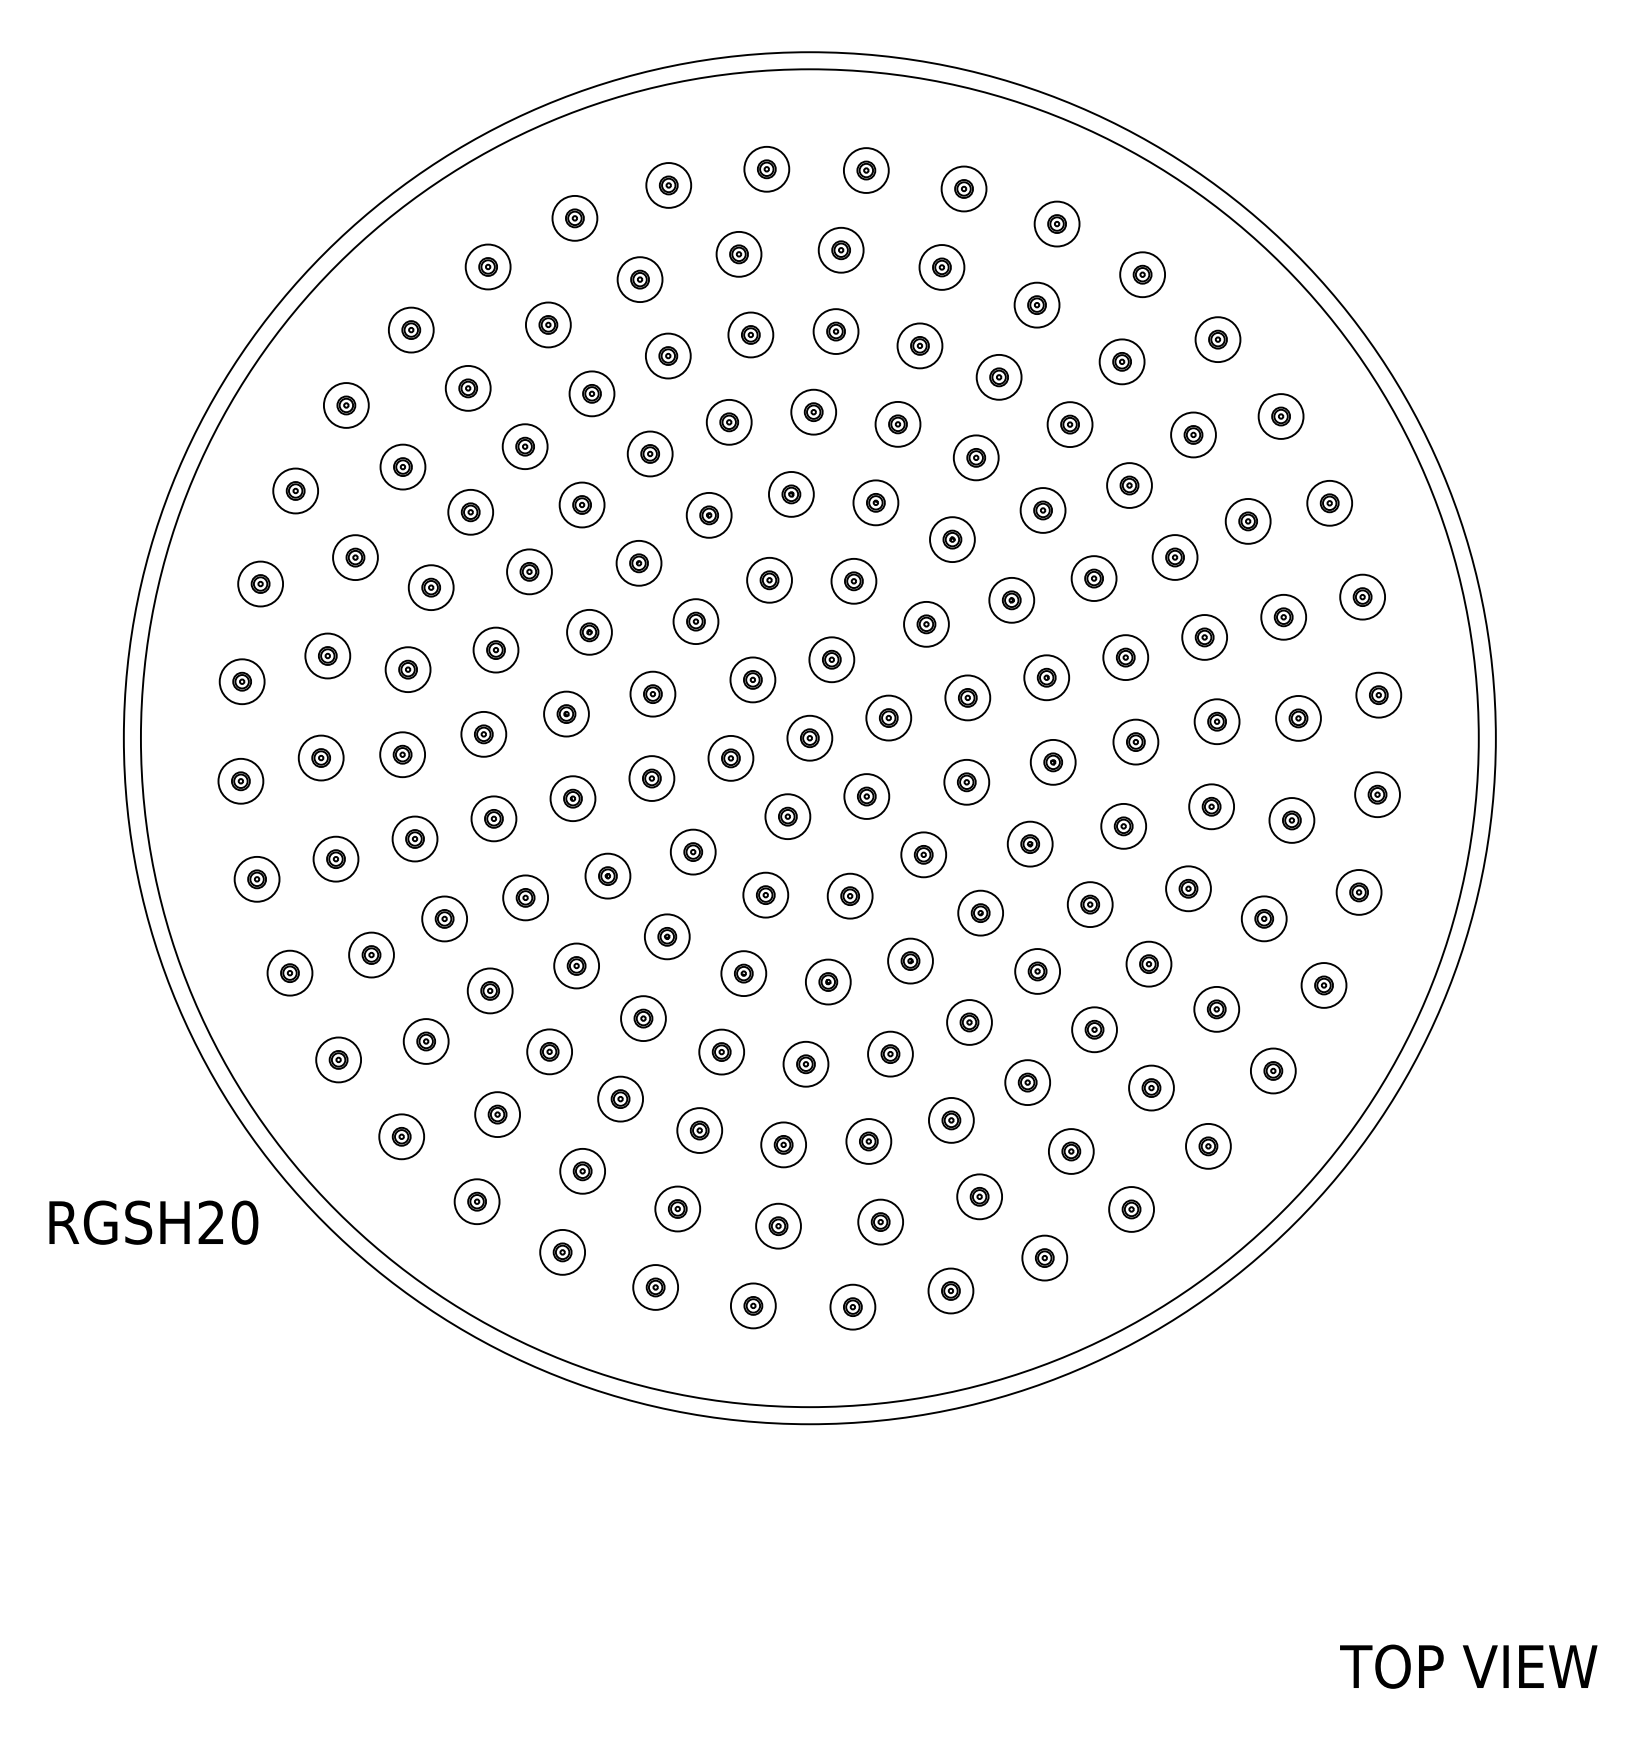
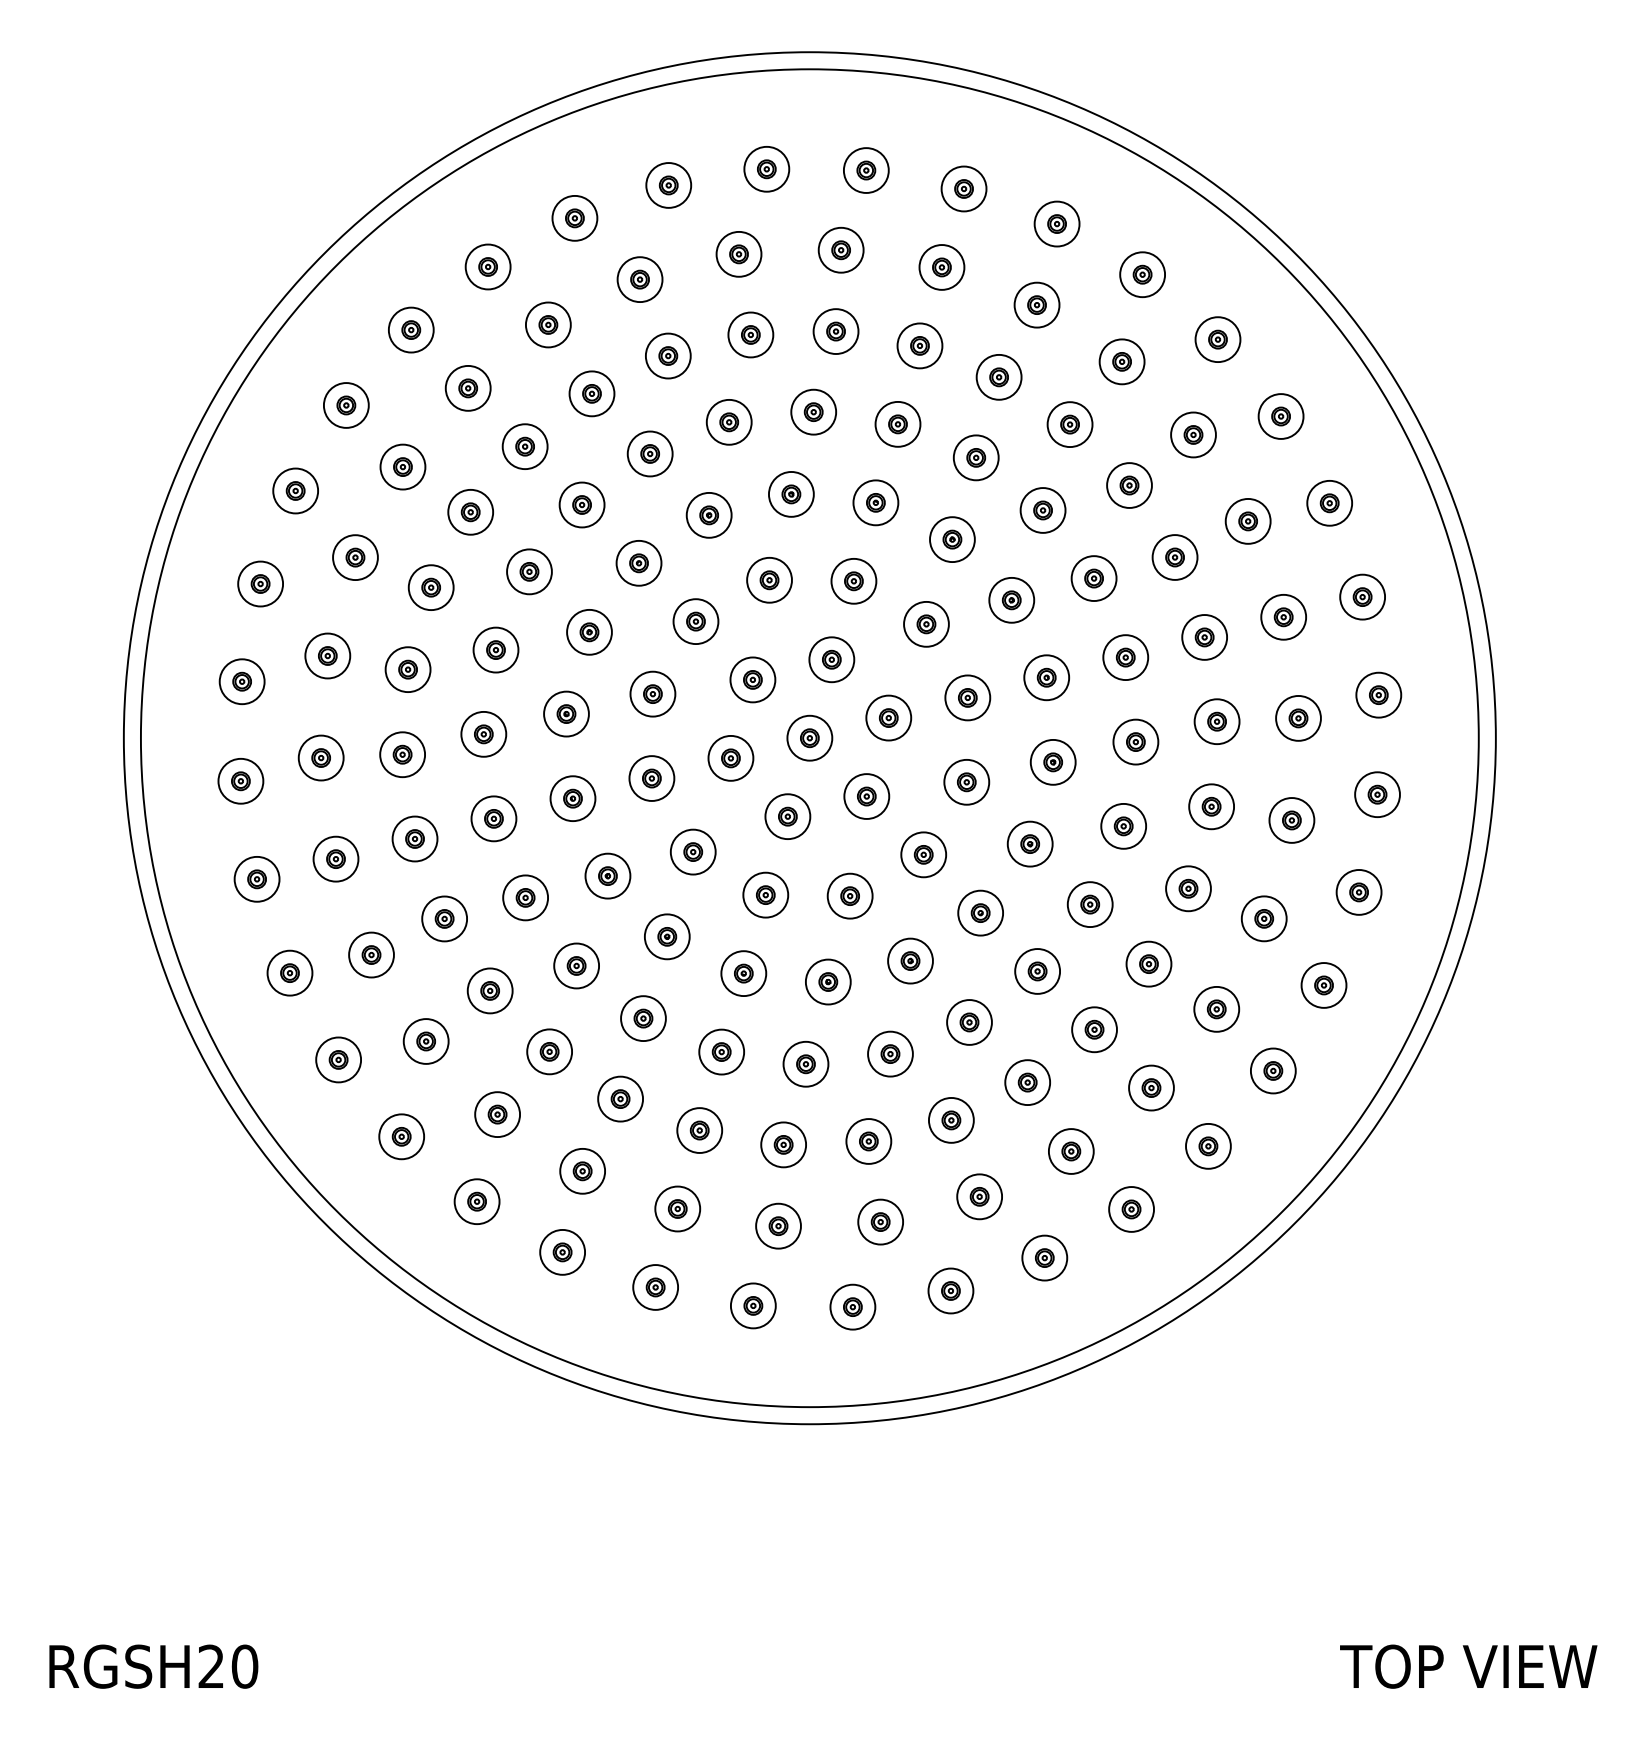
text position: (153, 1222) -> (153, 1666) (153, 1666)
